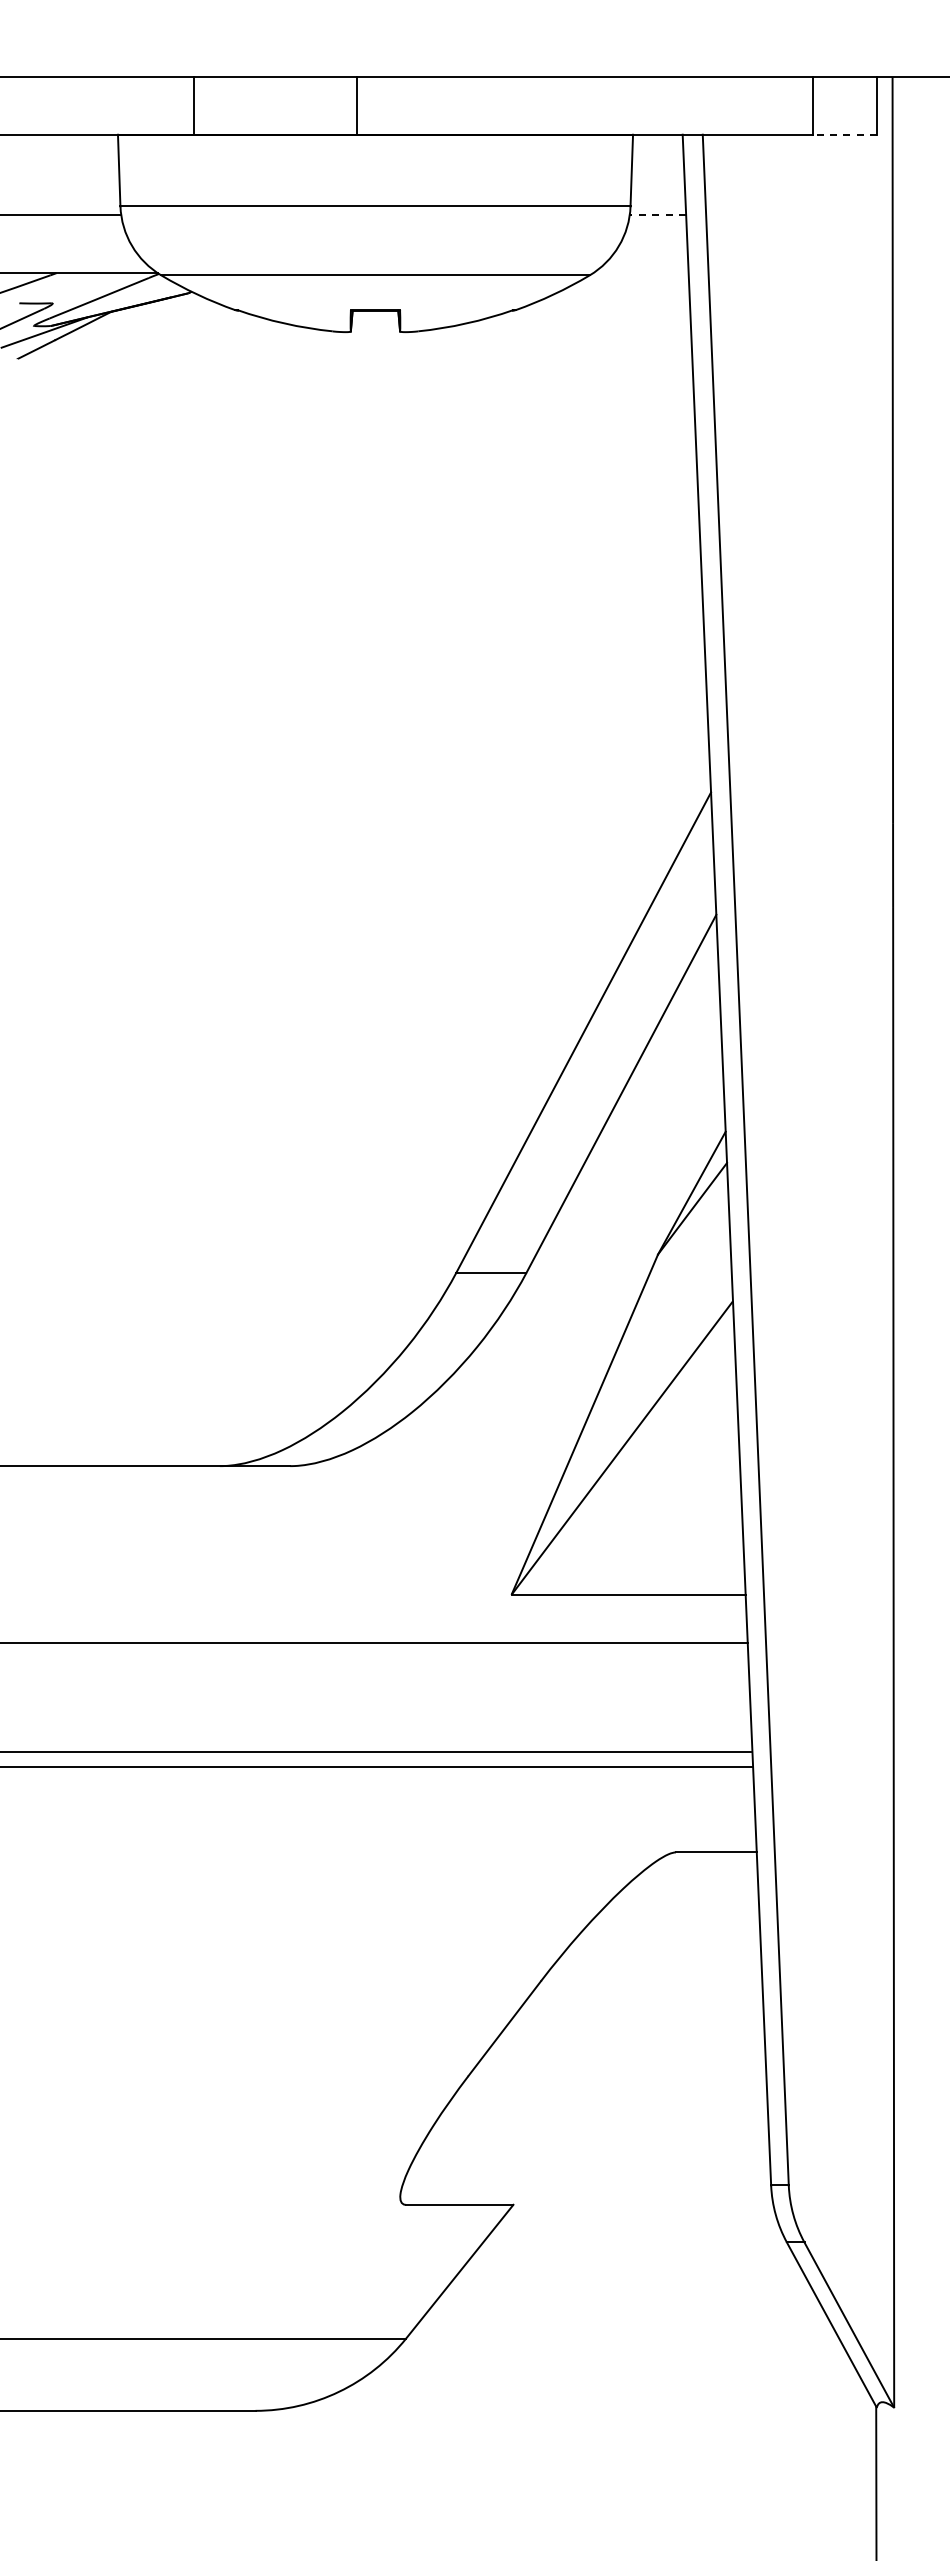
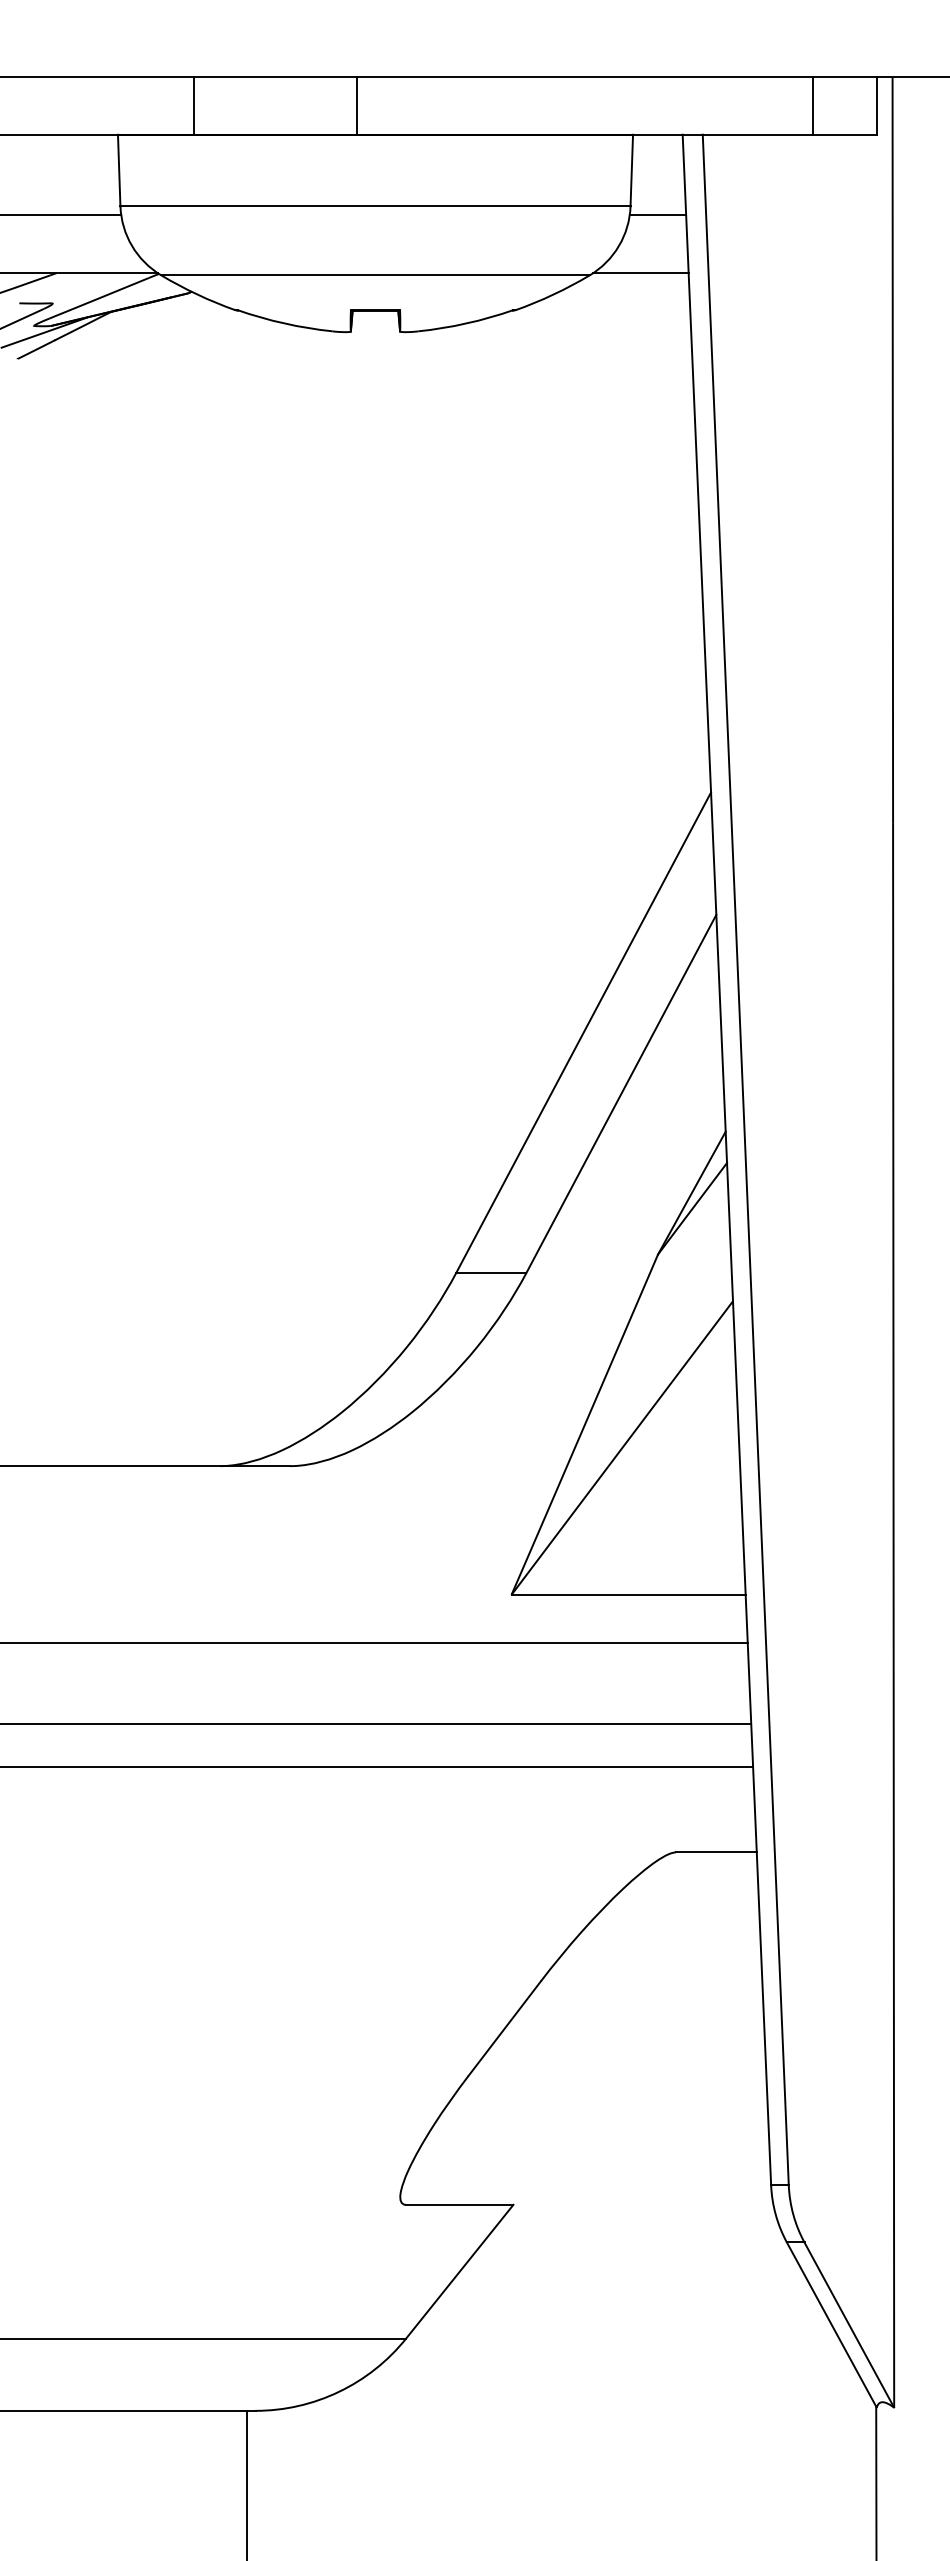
line: dashed -> solid (844, 134)
line: dashed -> solid (657, 215)
line: none -> present (640, 273)
line position: (376, 1751) -> (376, 1723) (376, 1723)
line: none -> present (246, 2483)
